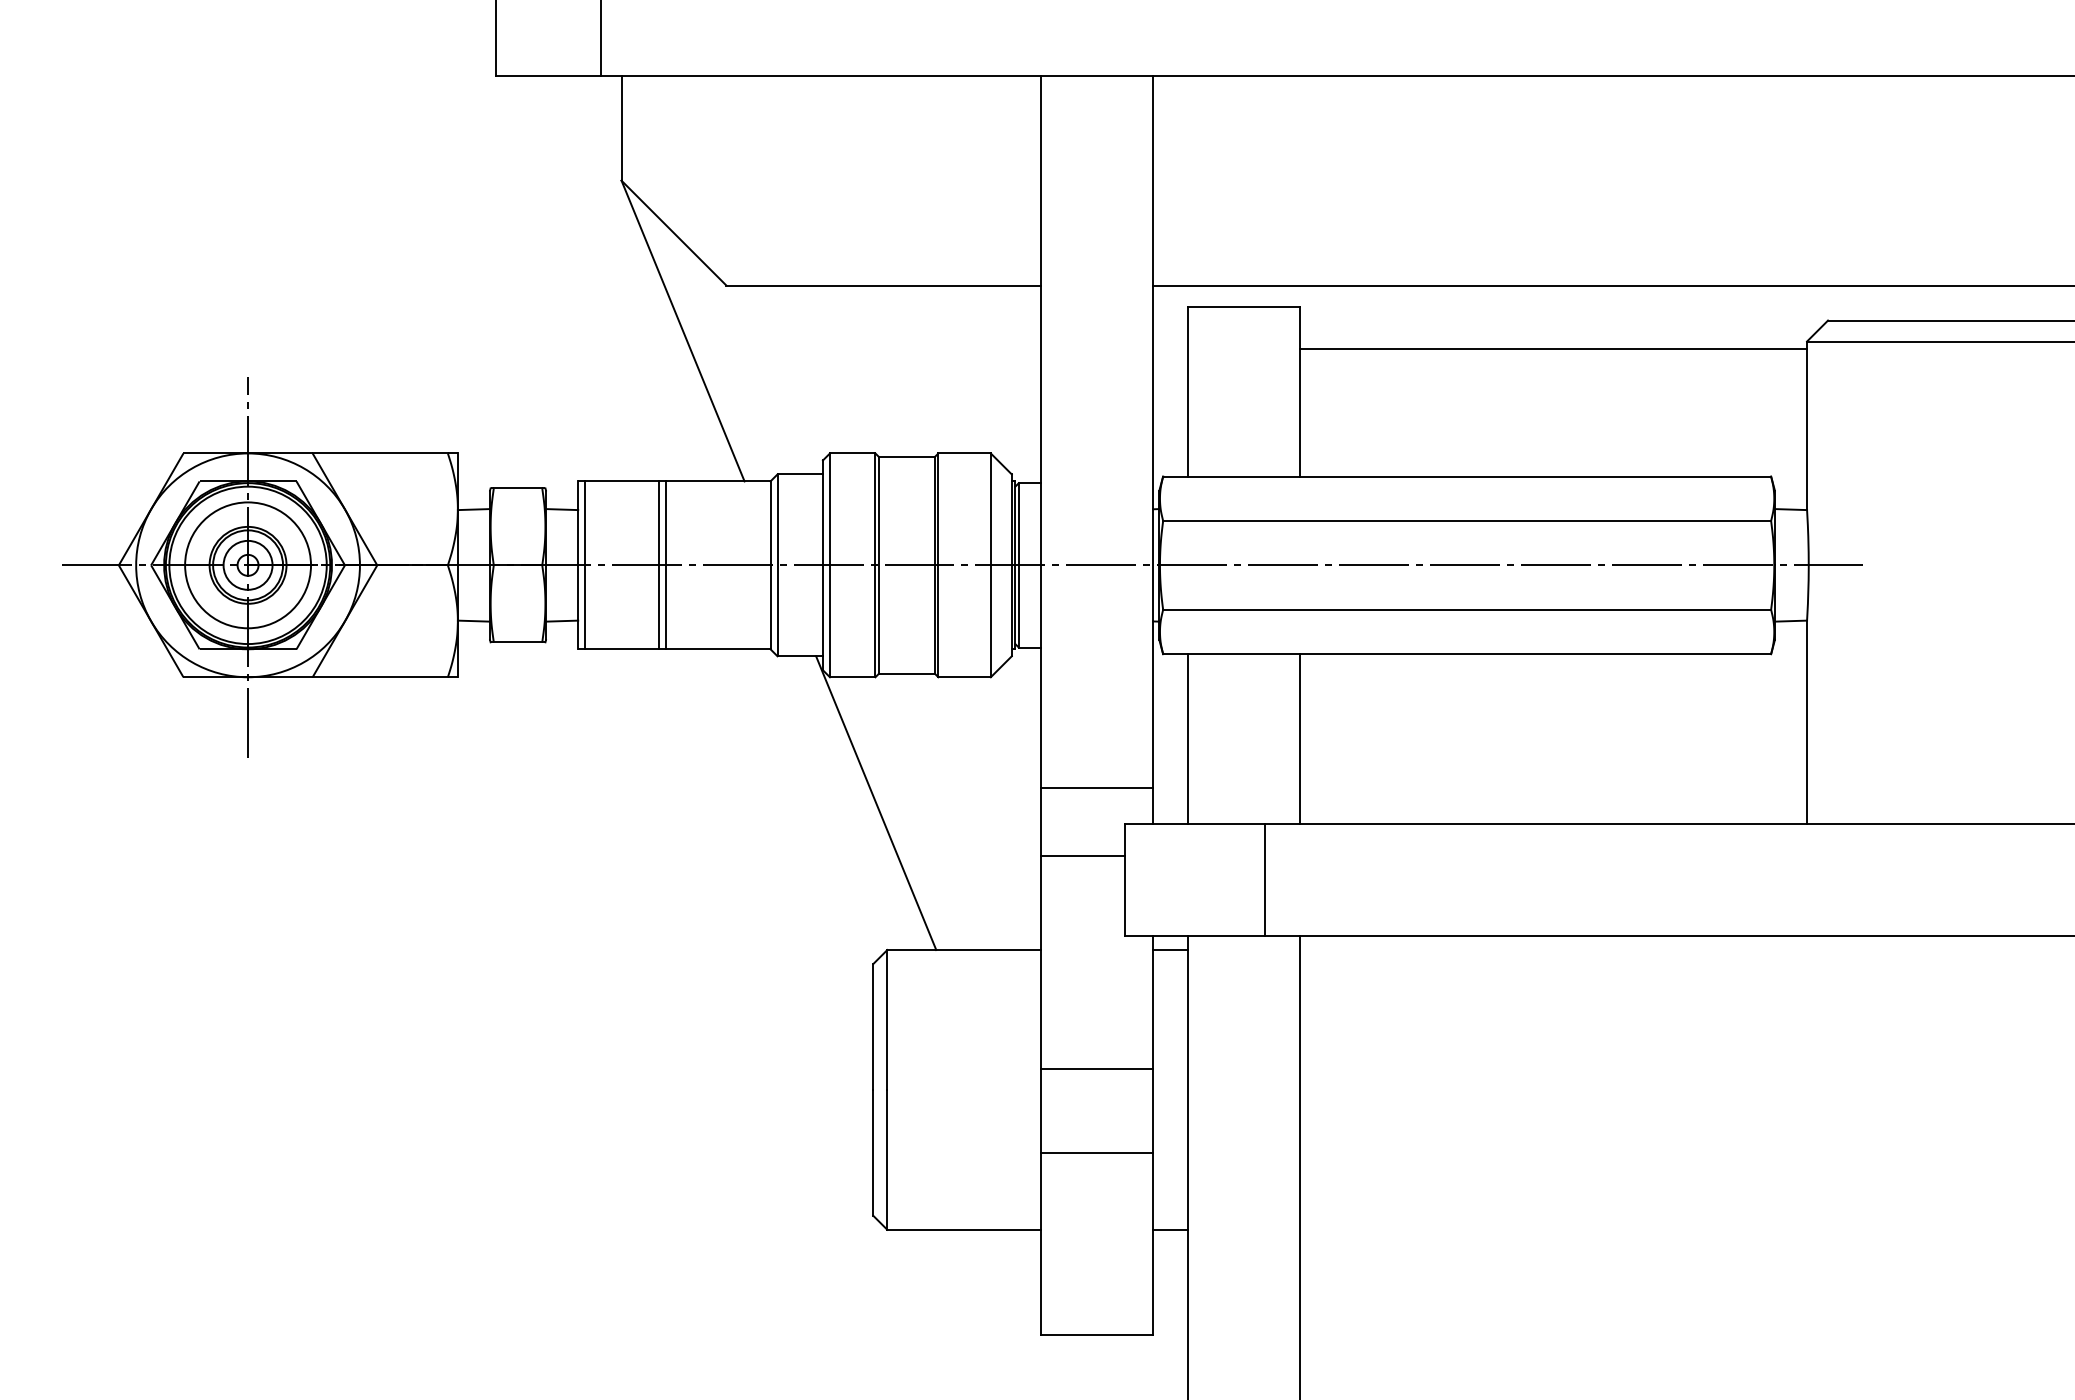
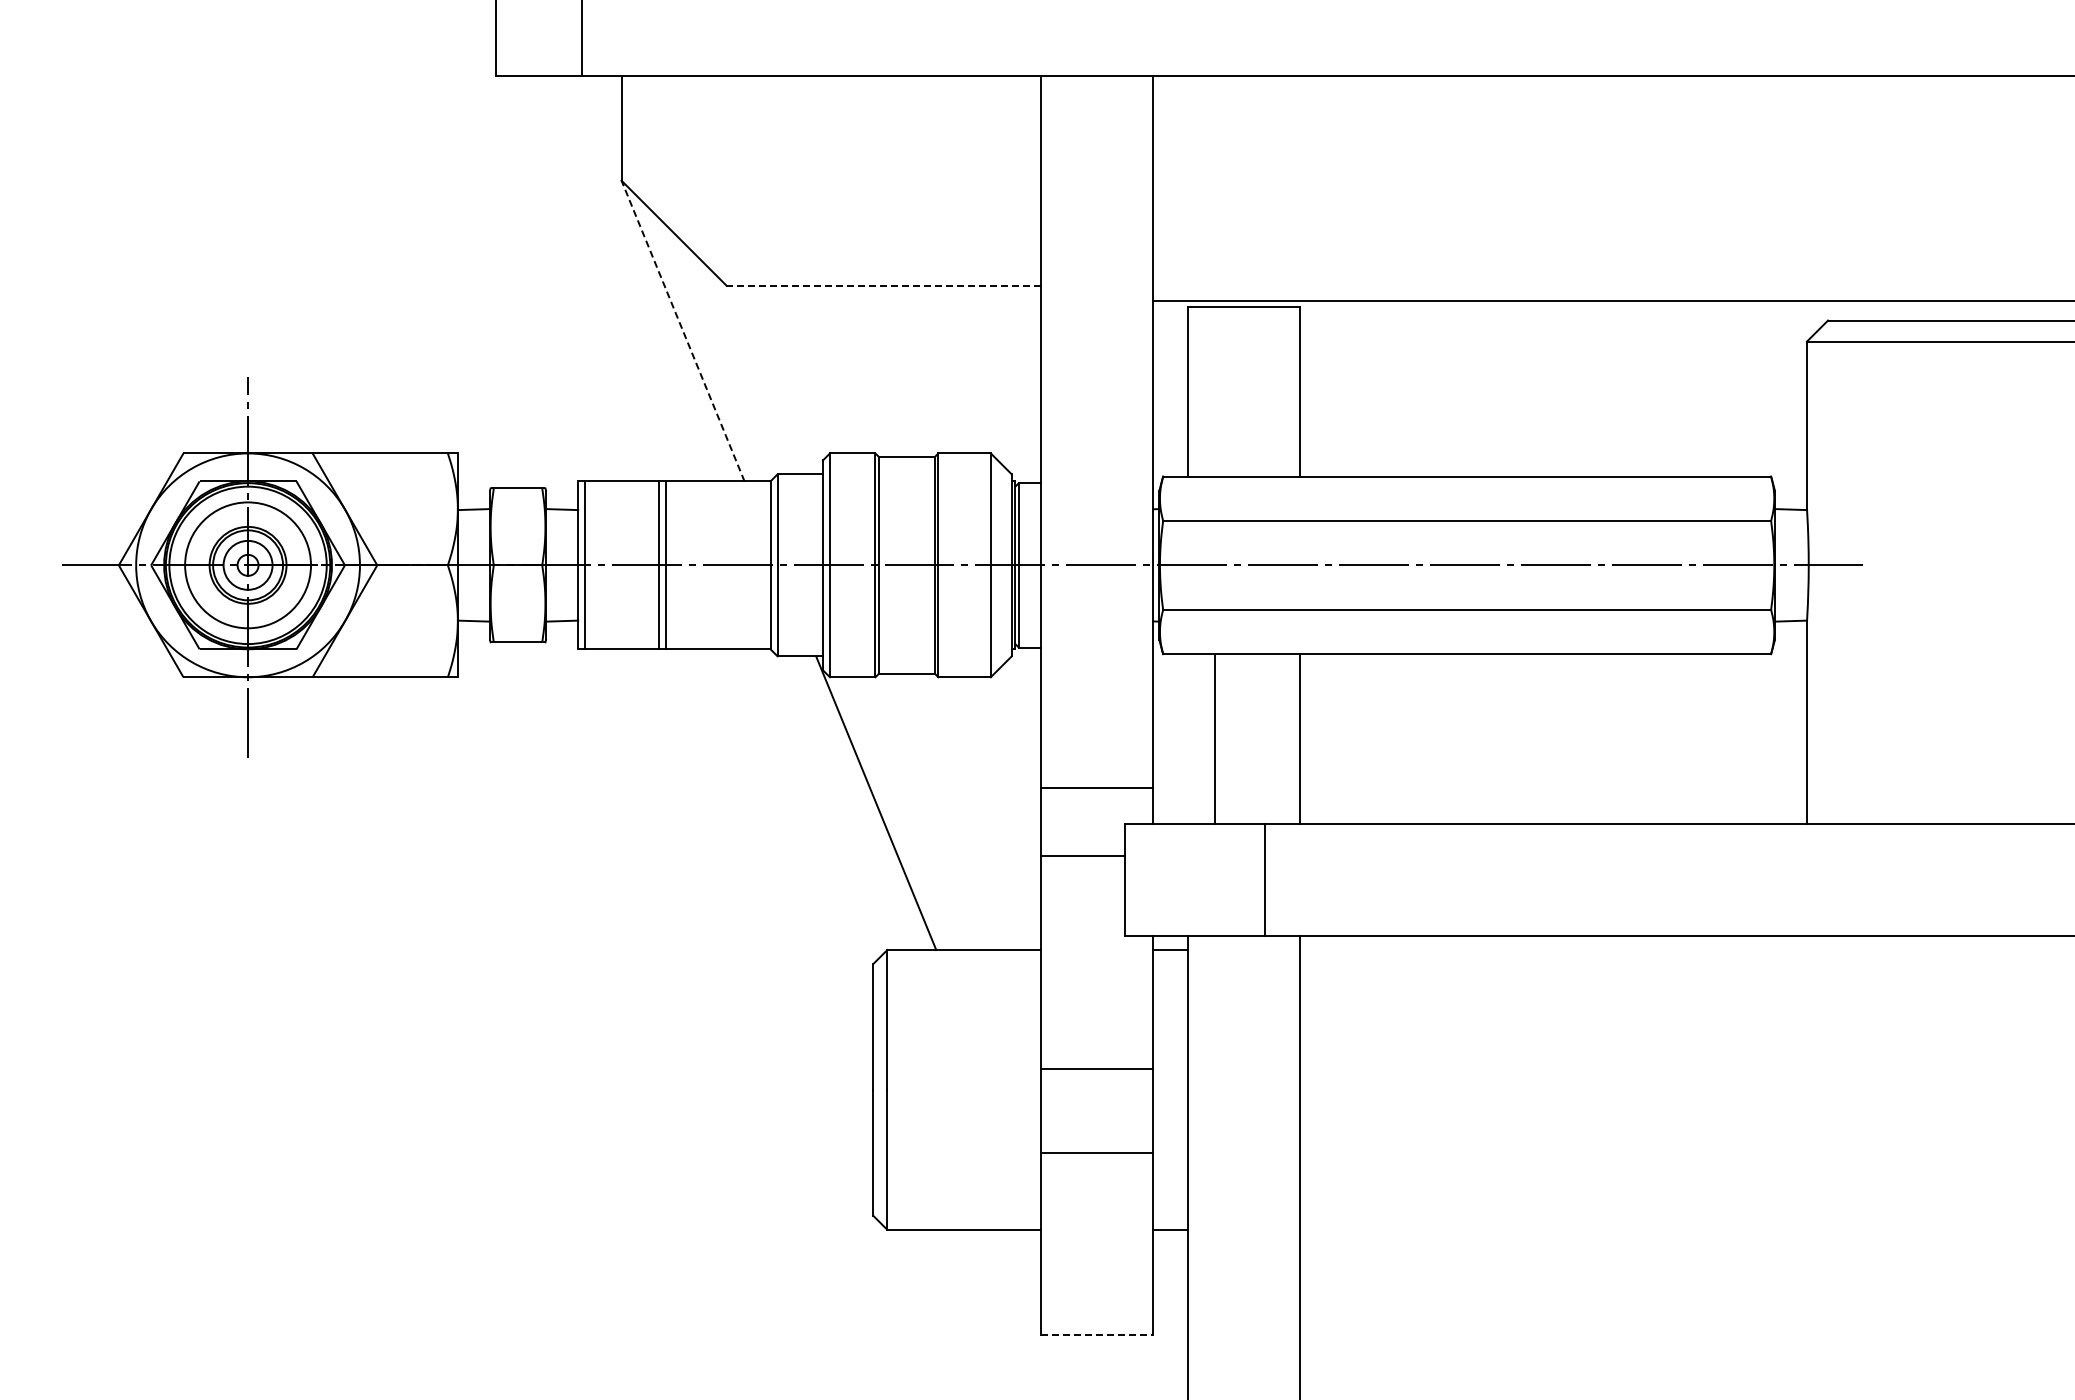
line position: (600, 38) -> (581, 38) (581, 38)
line: solid -> dashed (883, 285)
line position: (1612, 285) -> (1612, 300) (1612, 300)
line: solid -> dashed (682, 330)
line: present -> none (1553, 348)
line position: (1188, 739) -> (1215, 739) (1215, 739)
line: solid -> dashed (1097, 1334)
